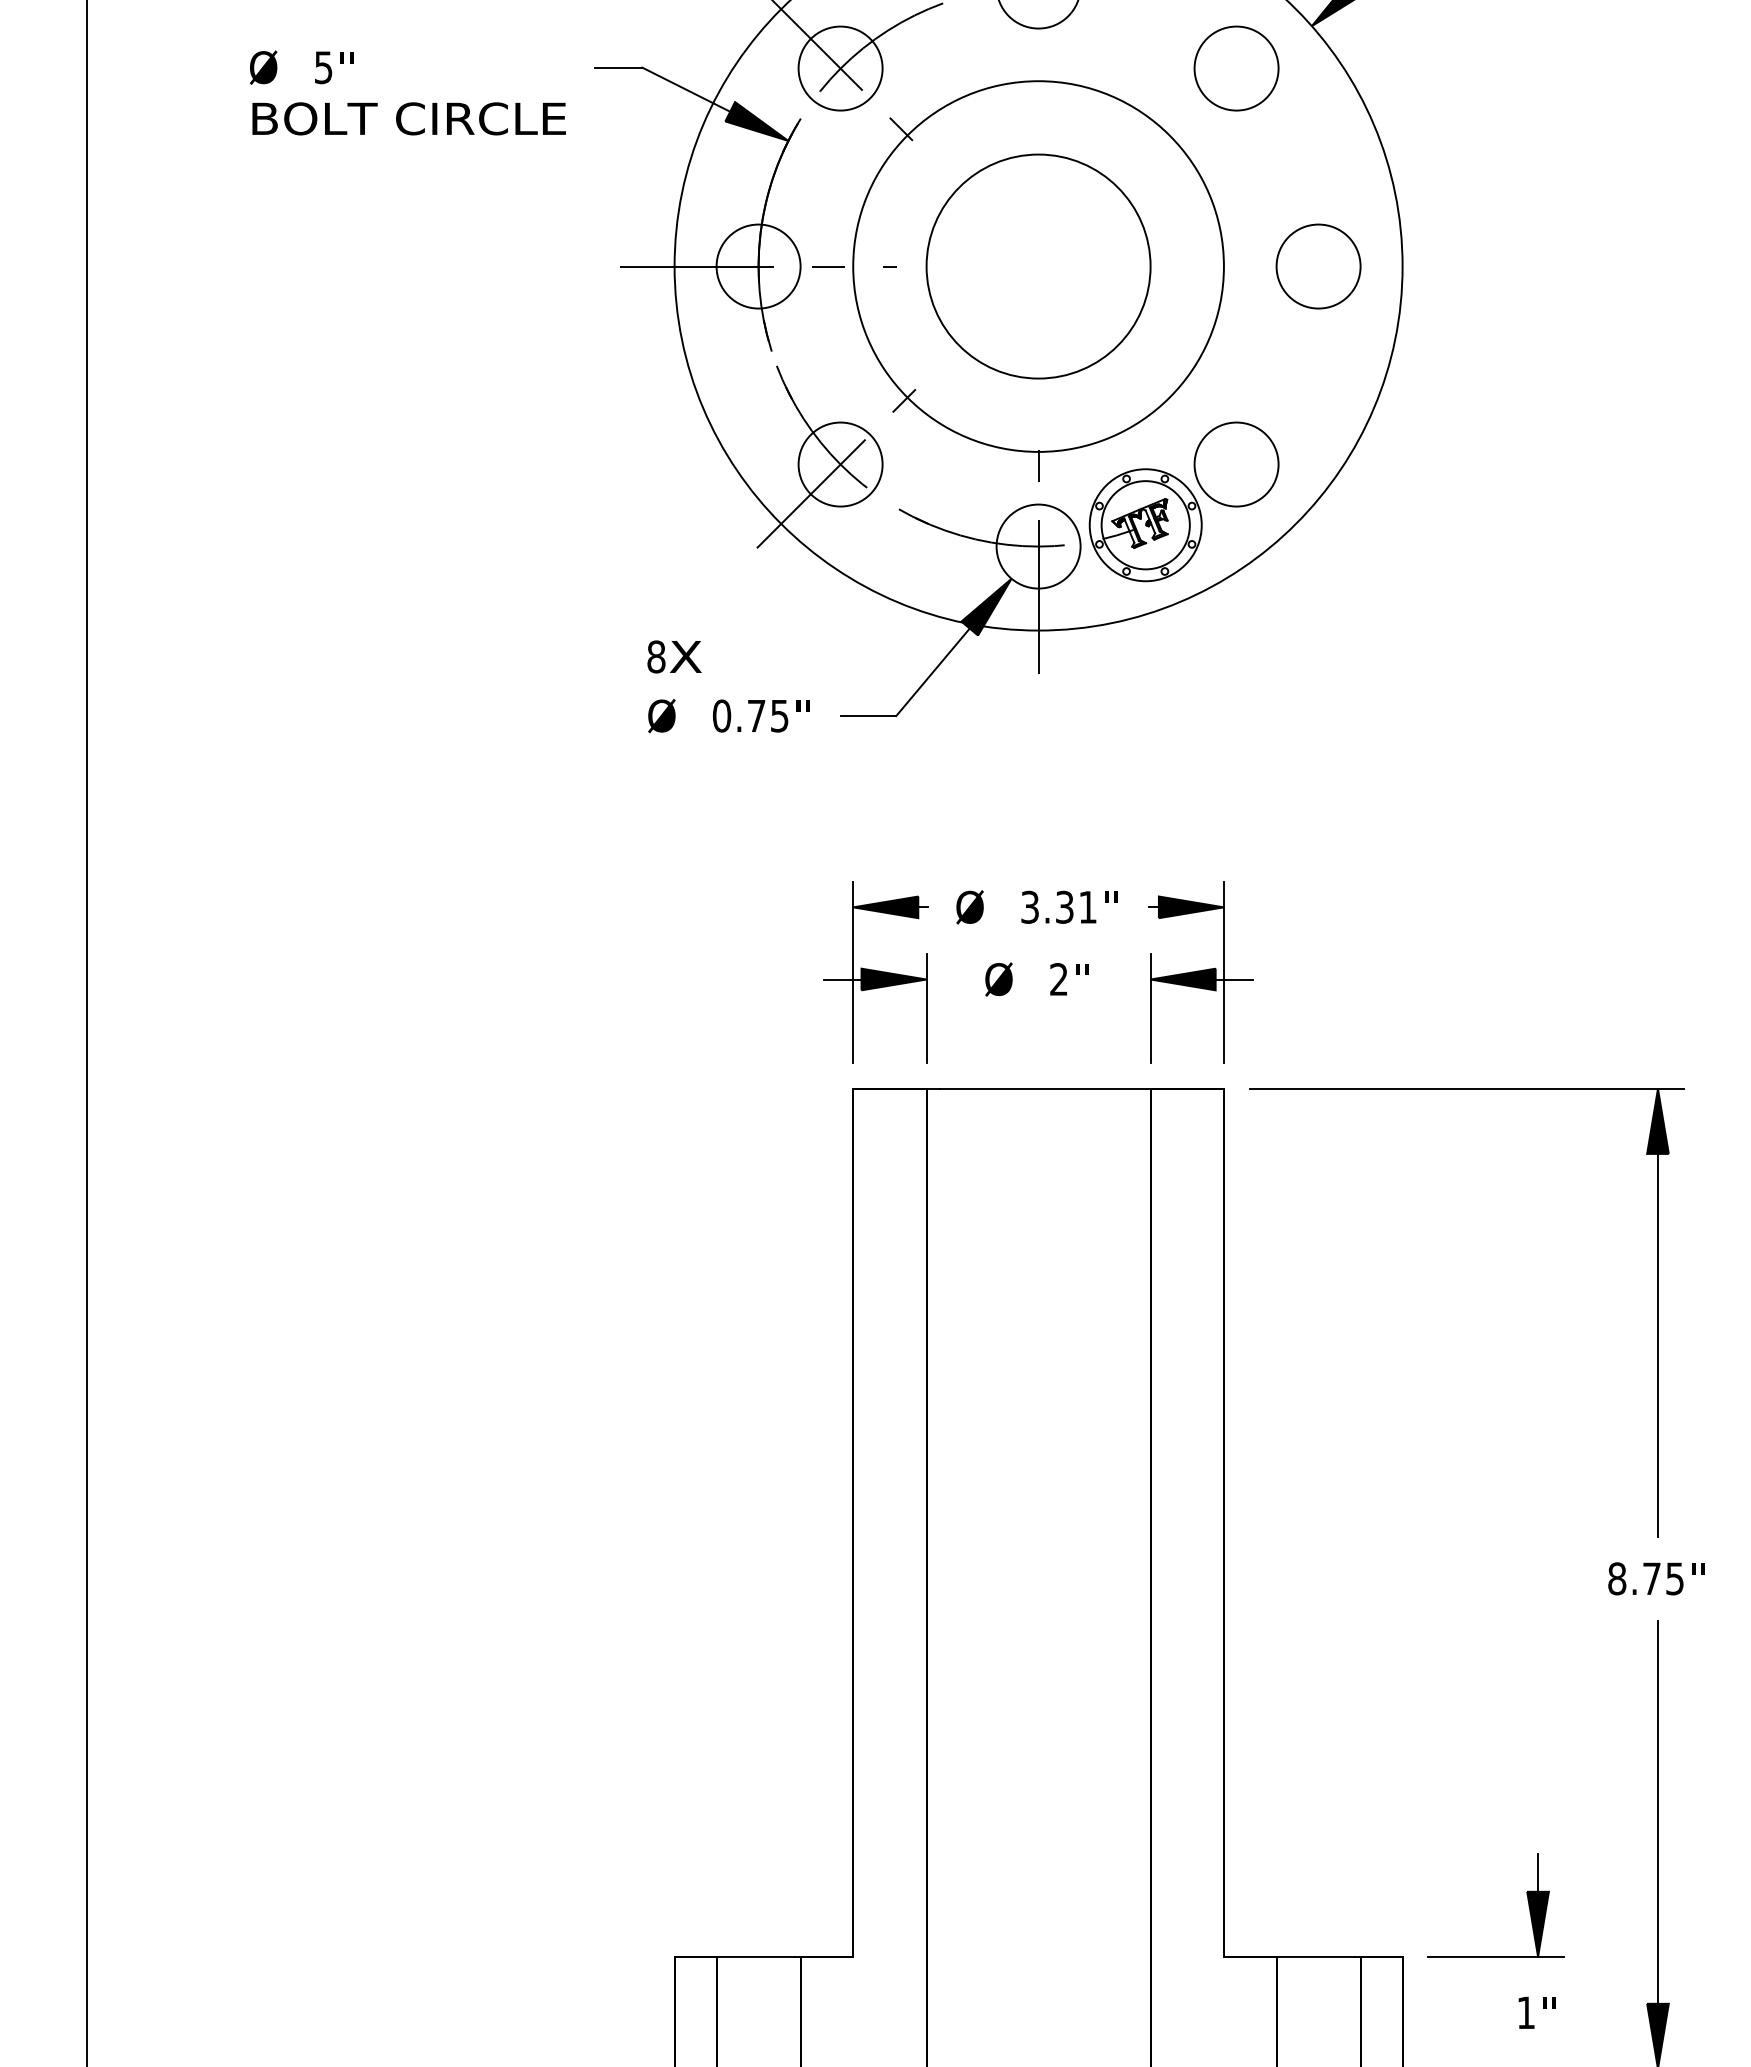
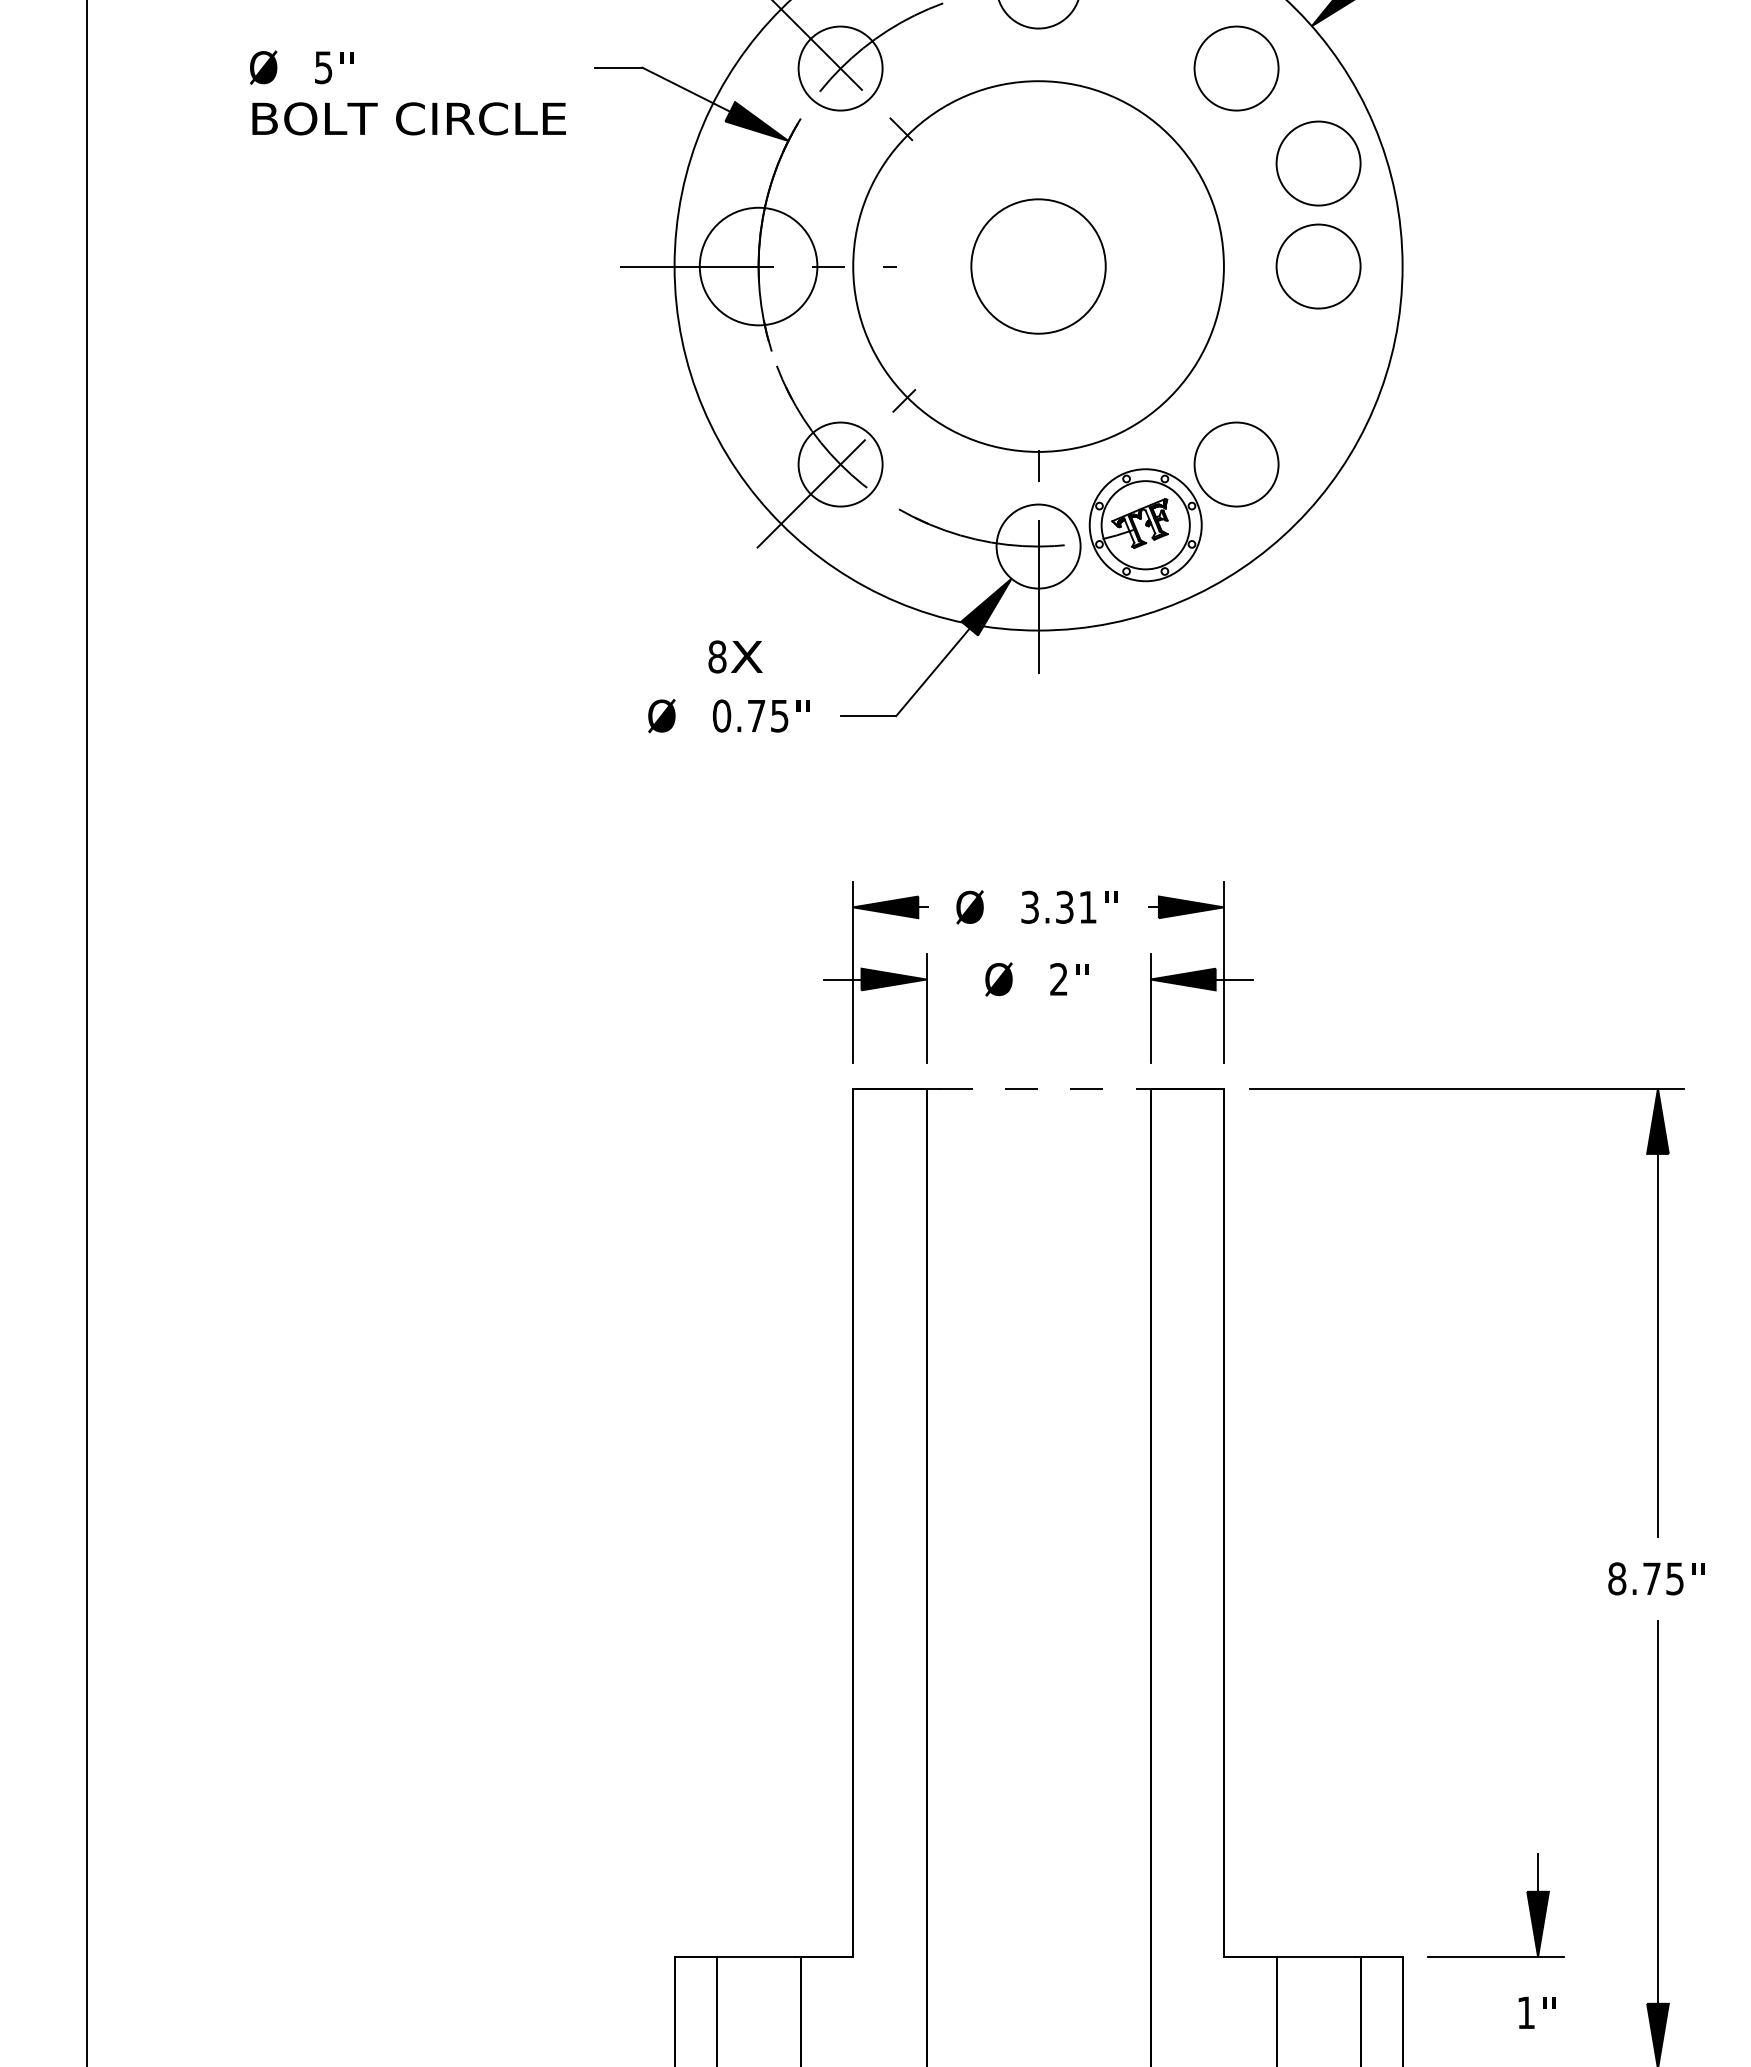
circle: none -> present (1318, 163)
circle diameter: 84 px -> 118 px (758, 266)
circle size: 227x227 px -> 137x137 px (1038, 266)
text position: (674, 656) -> (735, 656) (735, 656)
line: solid -> dashed (1045, 1088)
